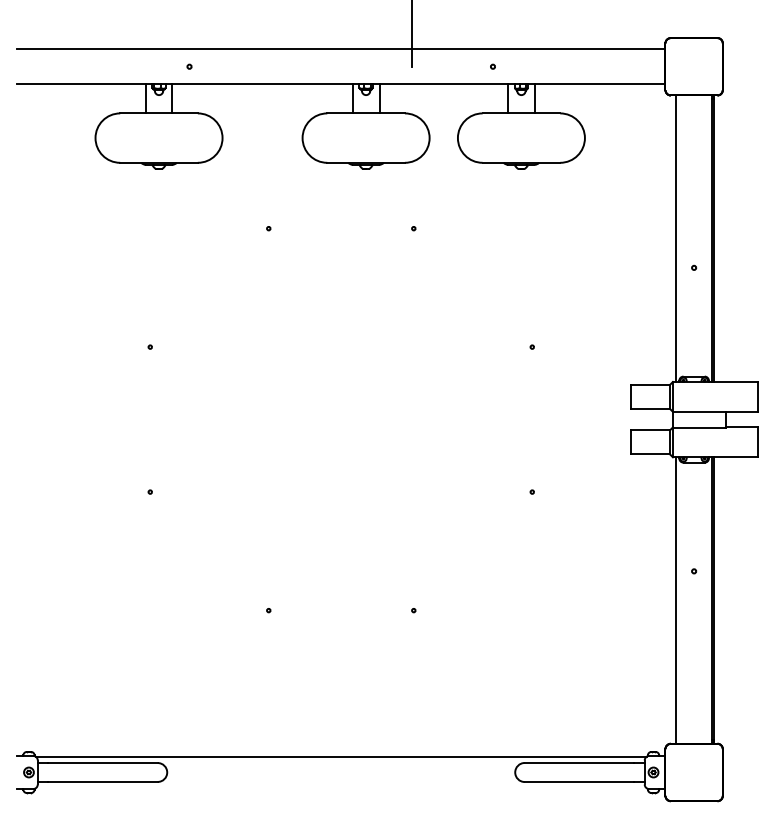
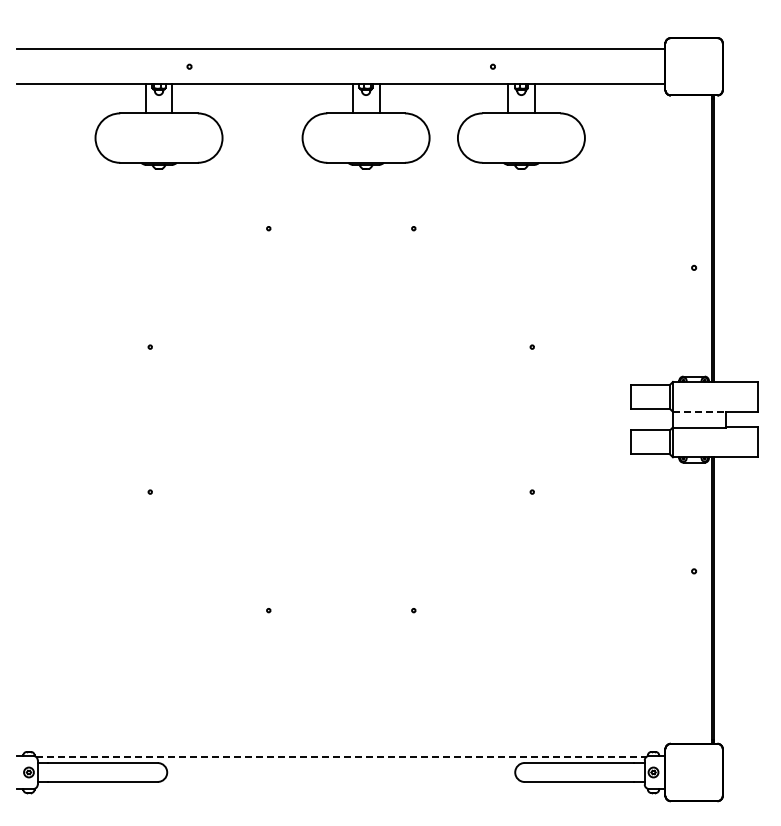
line: present -> none (411, 34)
line: present -> none (676, 238)
line: solid -> dashed (699, 411)
line: present -> none (676, 600)
line: solid -> dashed (341, 756)
